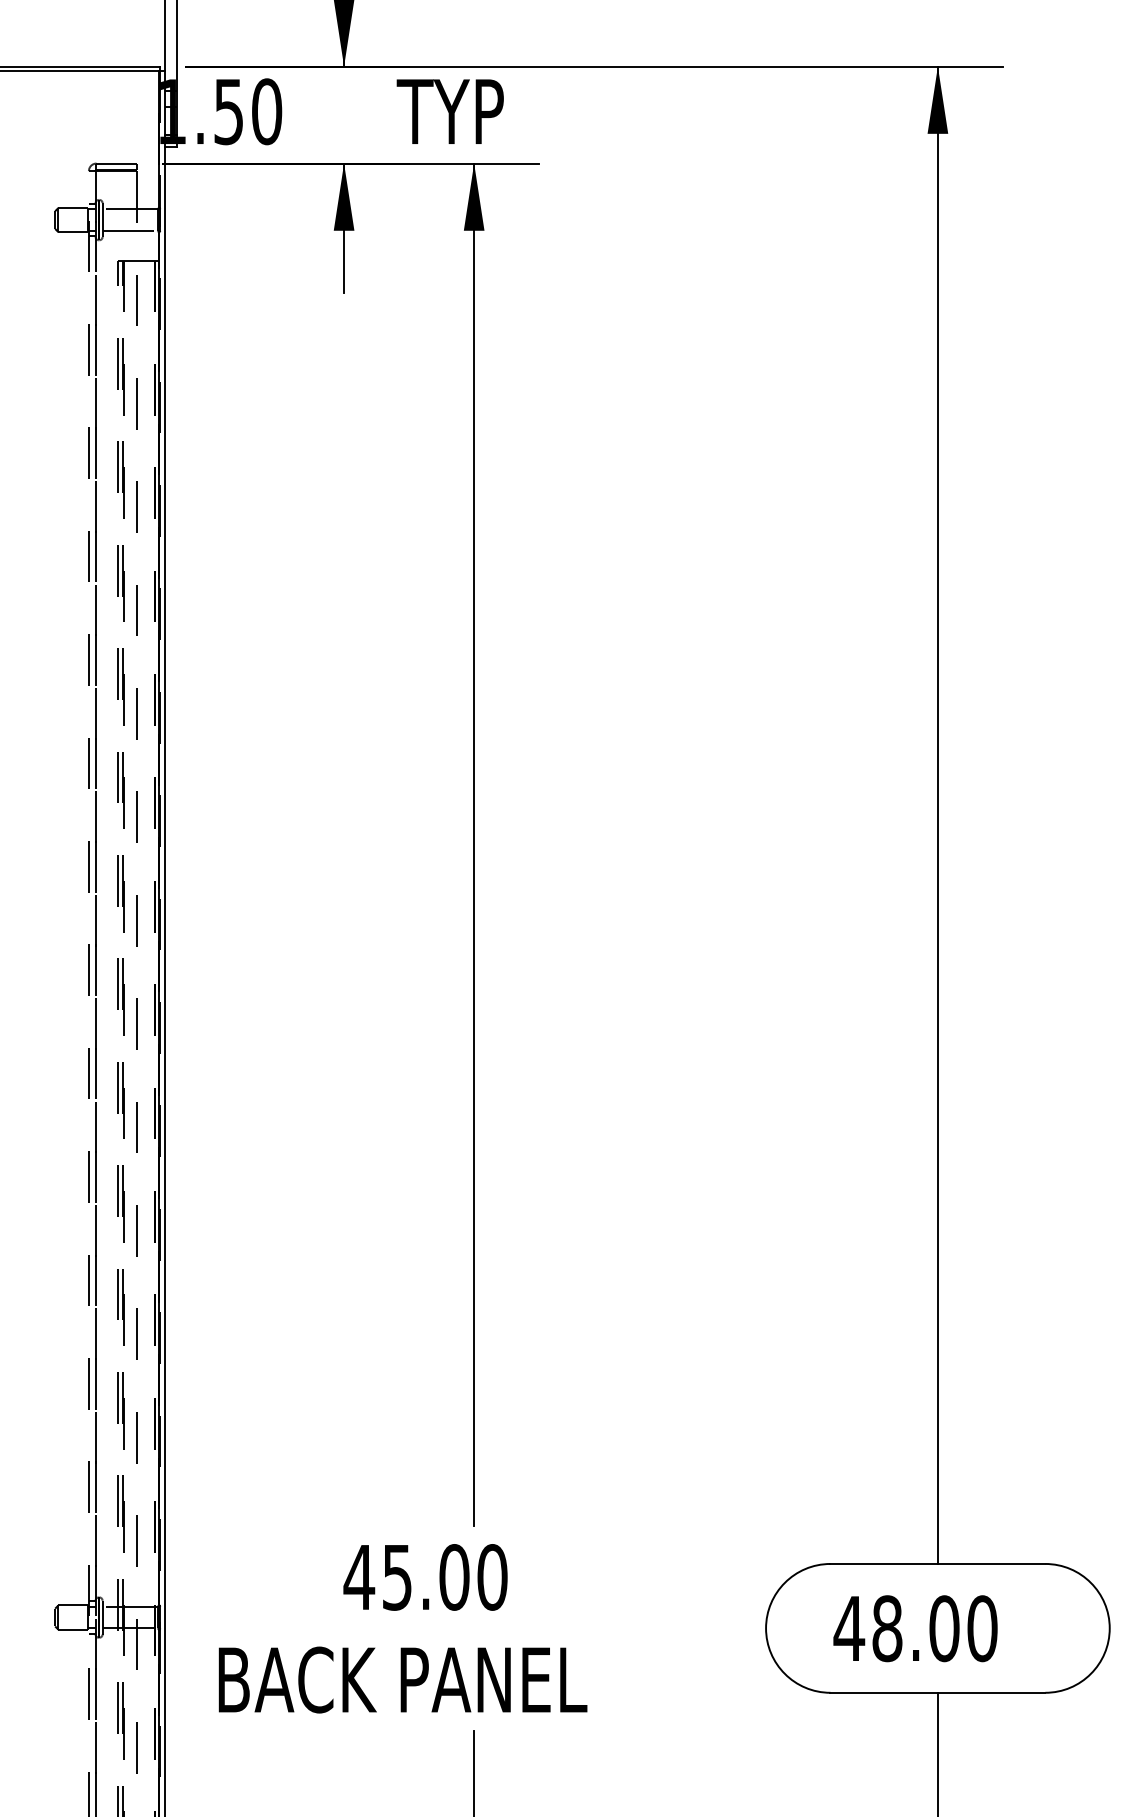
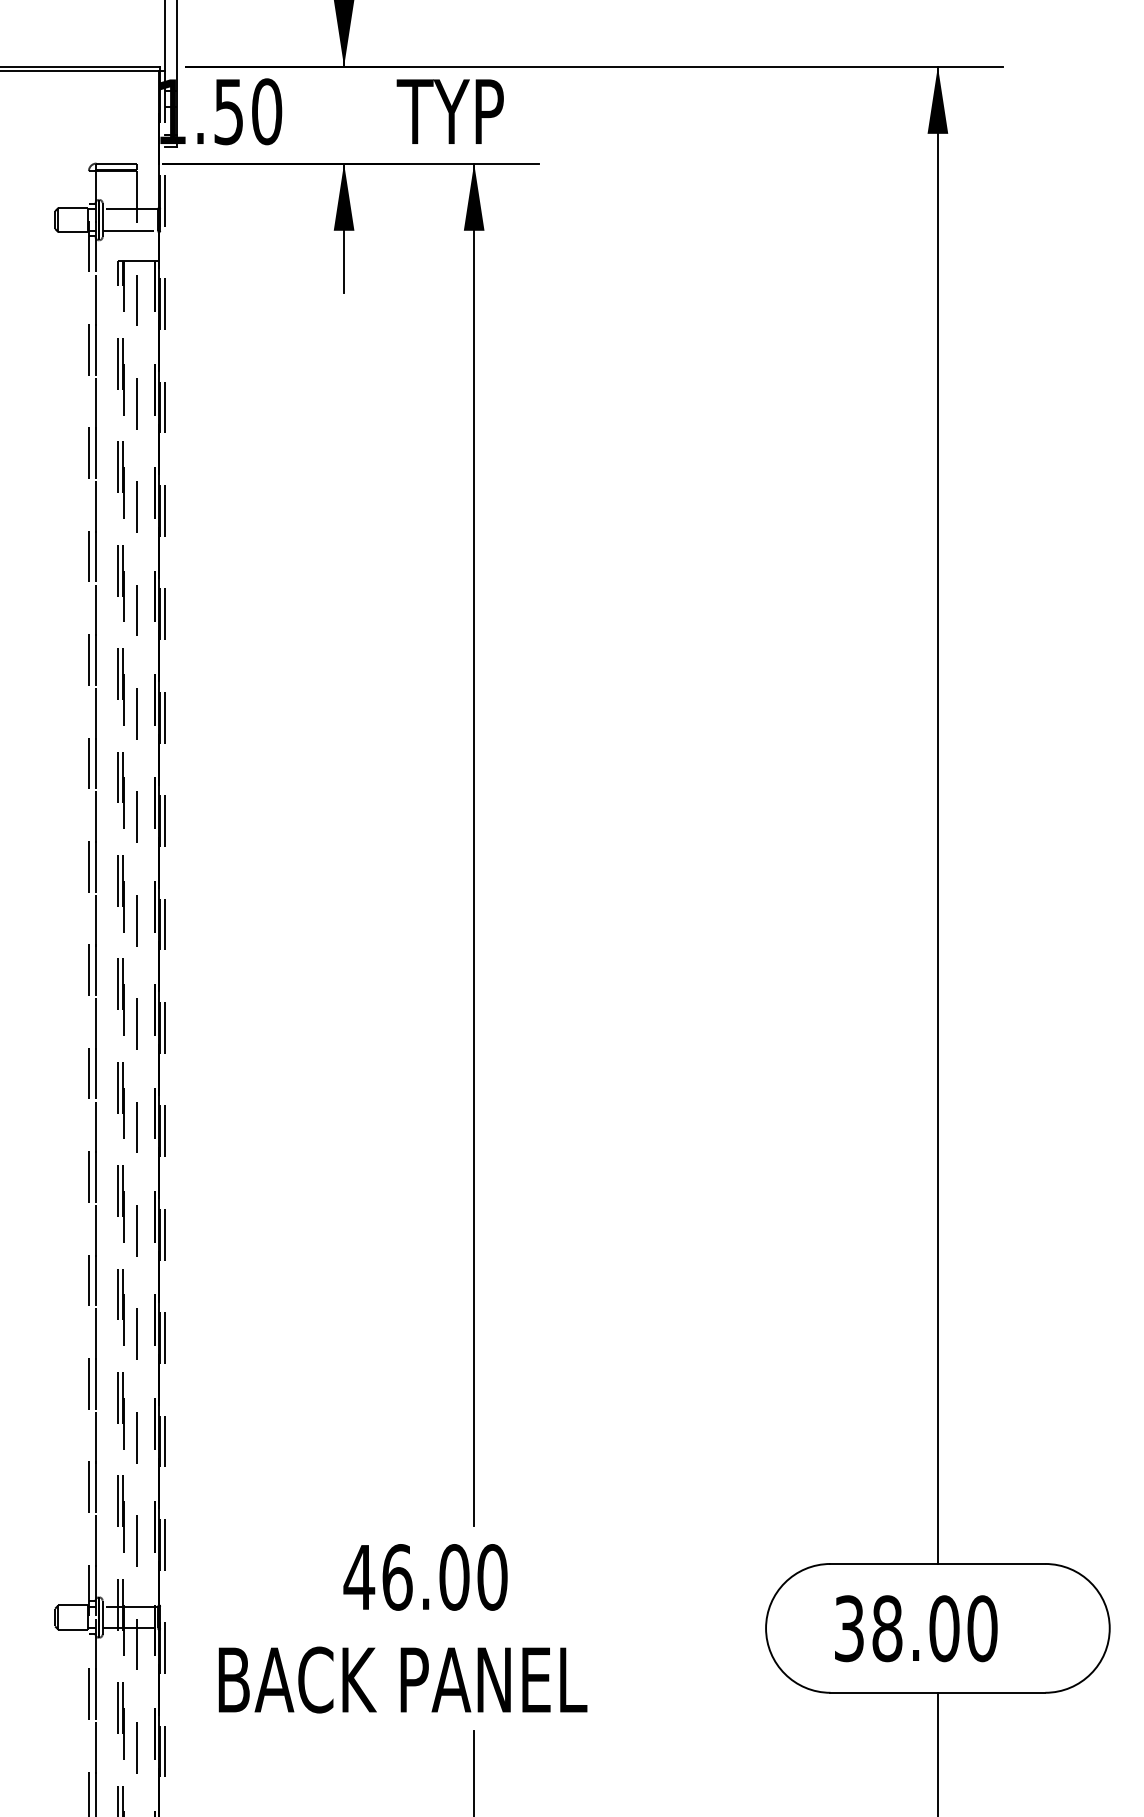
line: solid -> dashed (165, 944)
text: 45.00 -> 46.00 (397, 1577)
text: 48.00 -> 38.00 (849, 1628)
